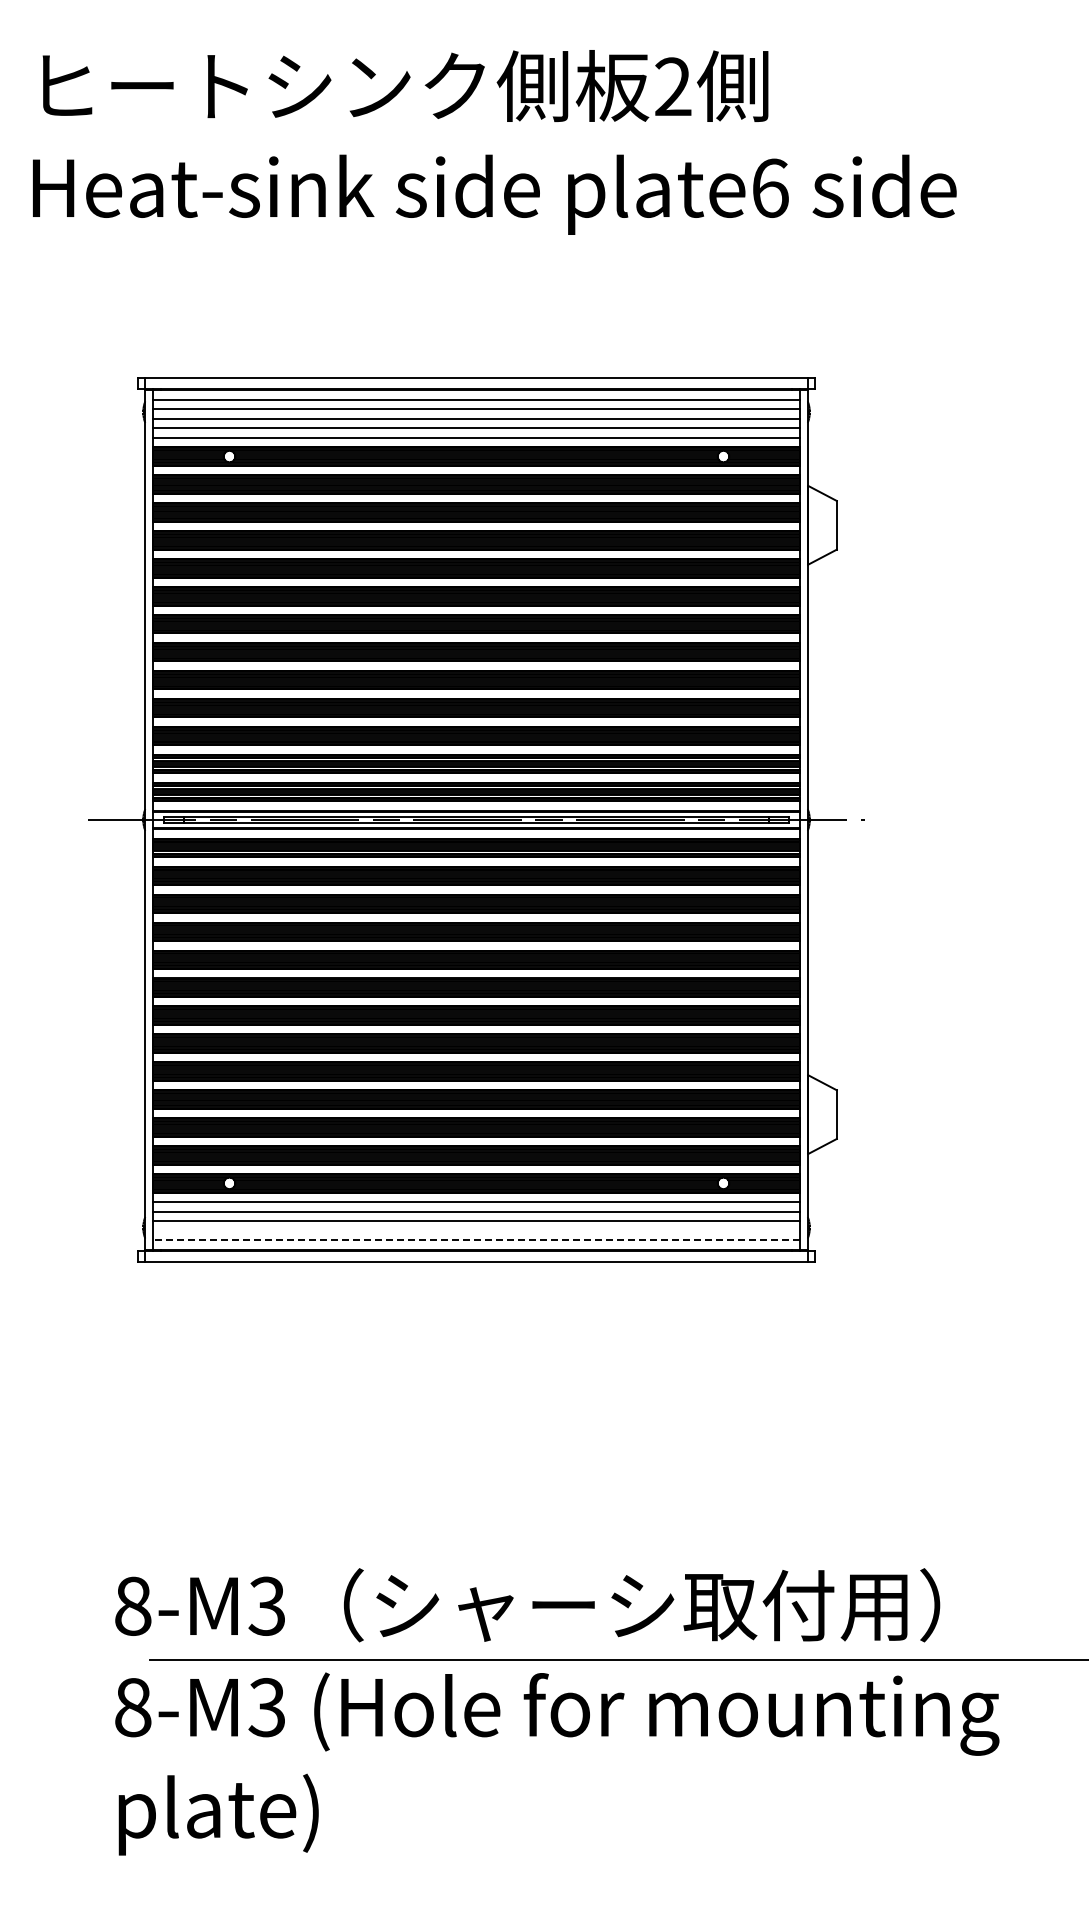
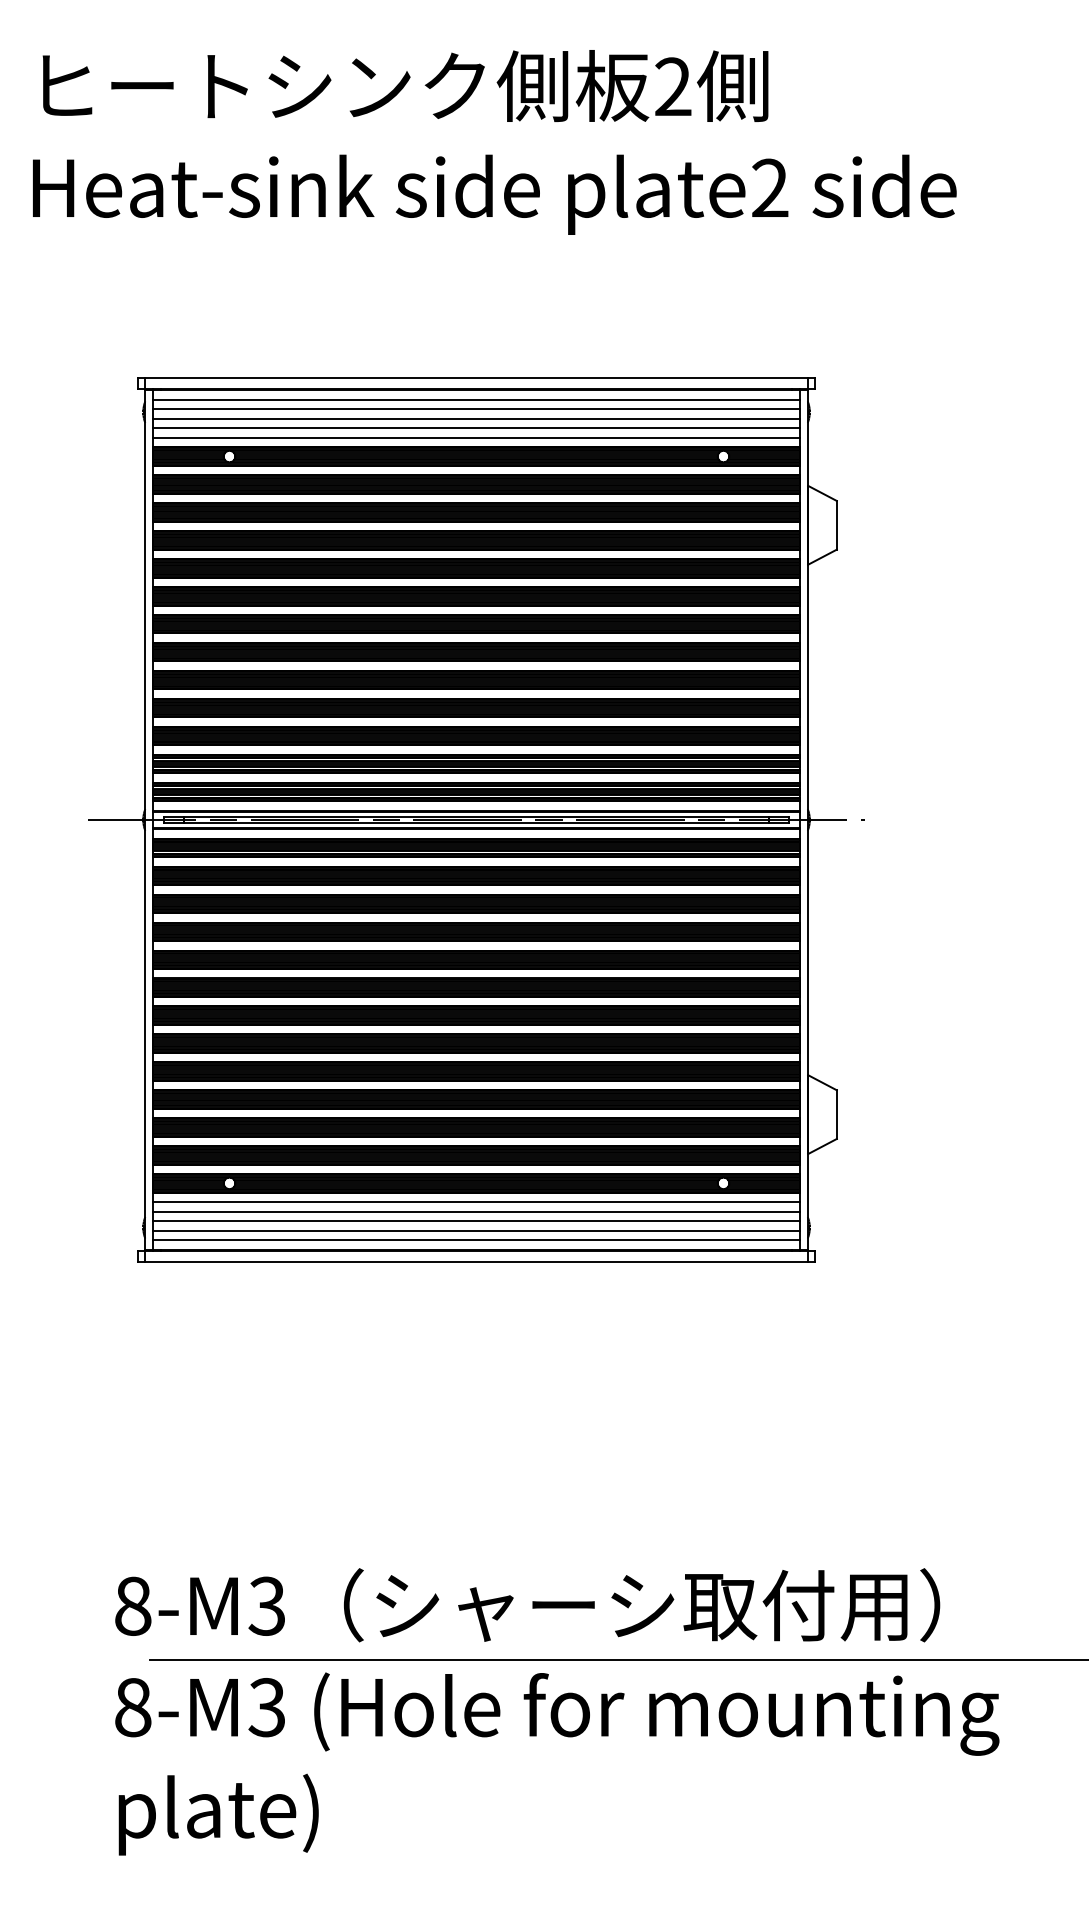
text: plate6 -> plate2 (770, 187)
line: none -> present (476, 1230)
line: dashed -> solid (476, 1240)
